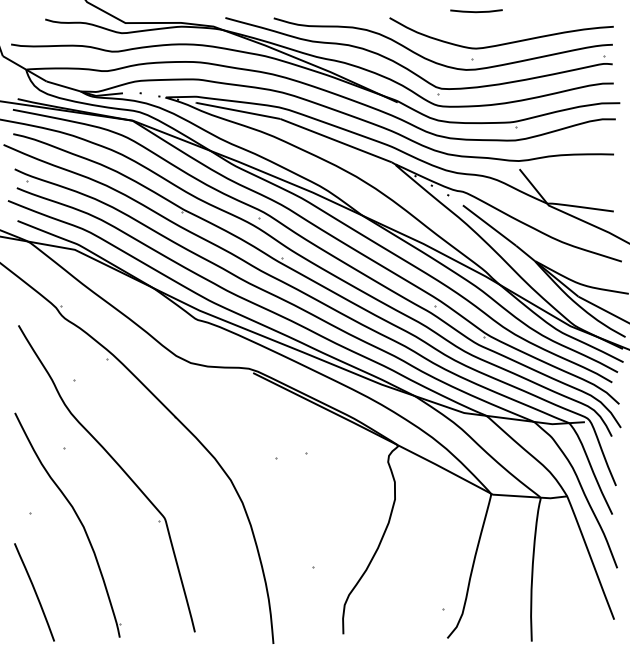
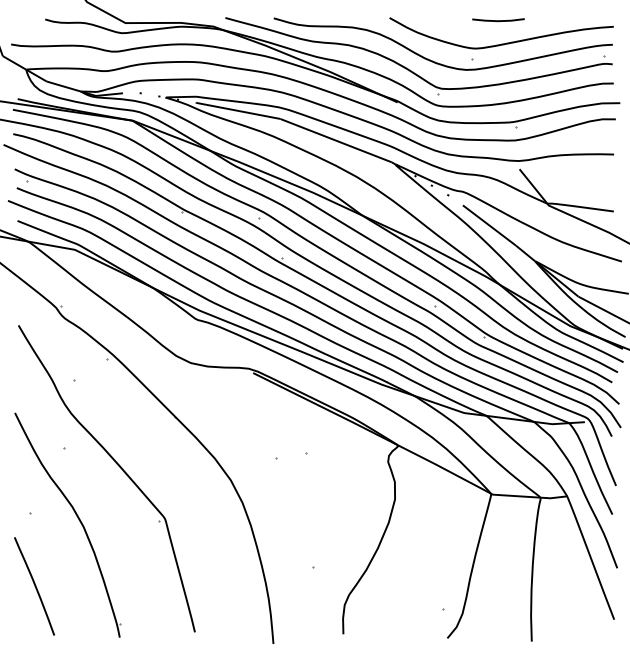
line position: (476, 11) -> (498, 20) (498, 20)
curve position: (34, 592) -> (34, 586) (34, 586)
